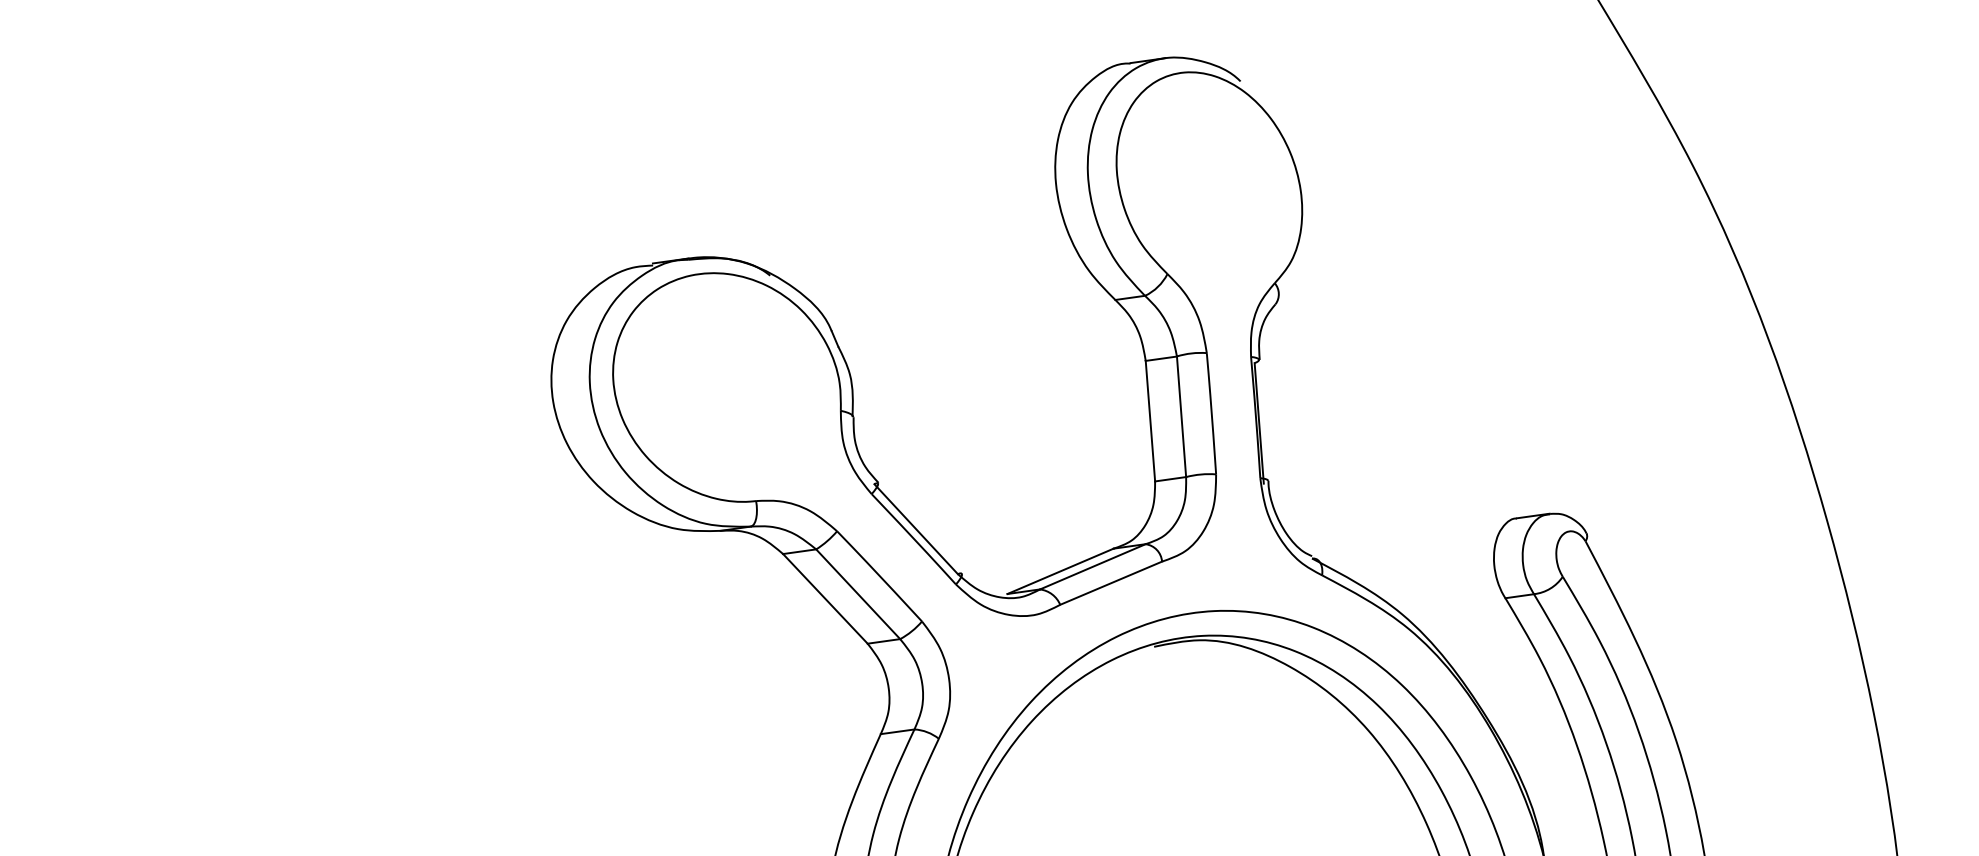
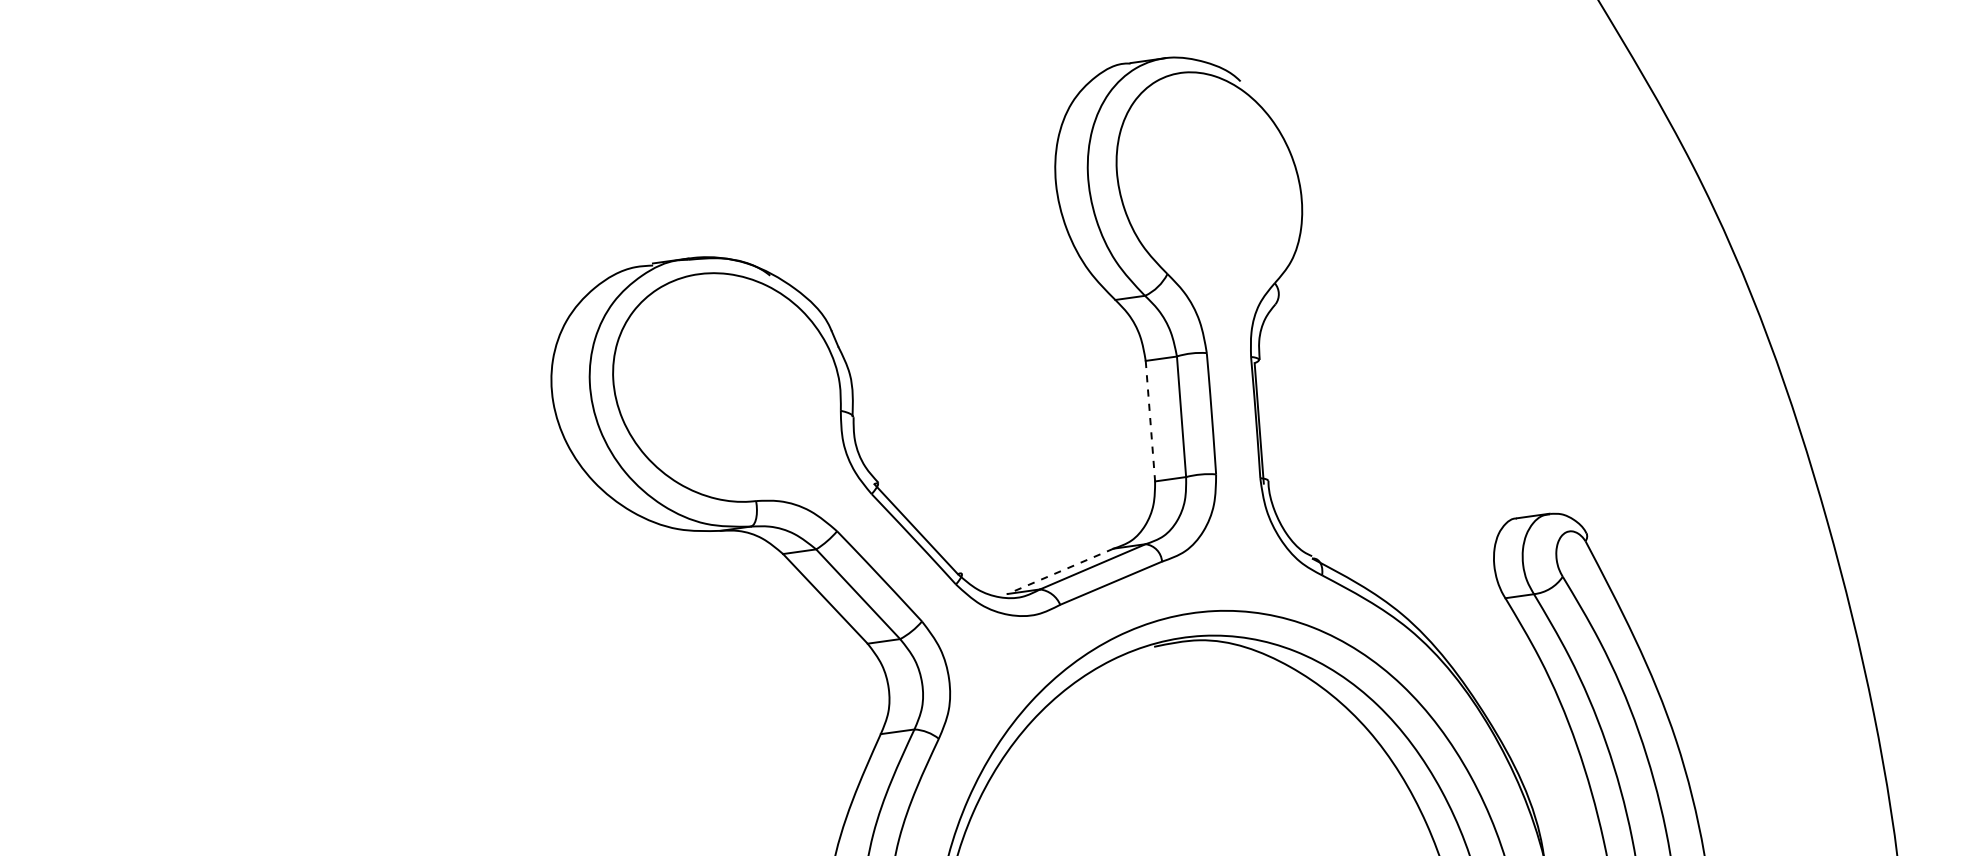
line: solid -> dashed (1150, 421)
line: solid -> dashed (1060, 571)
